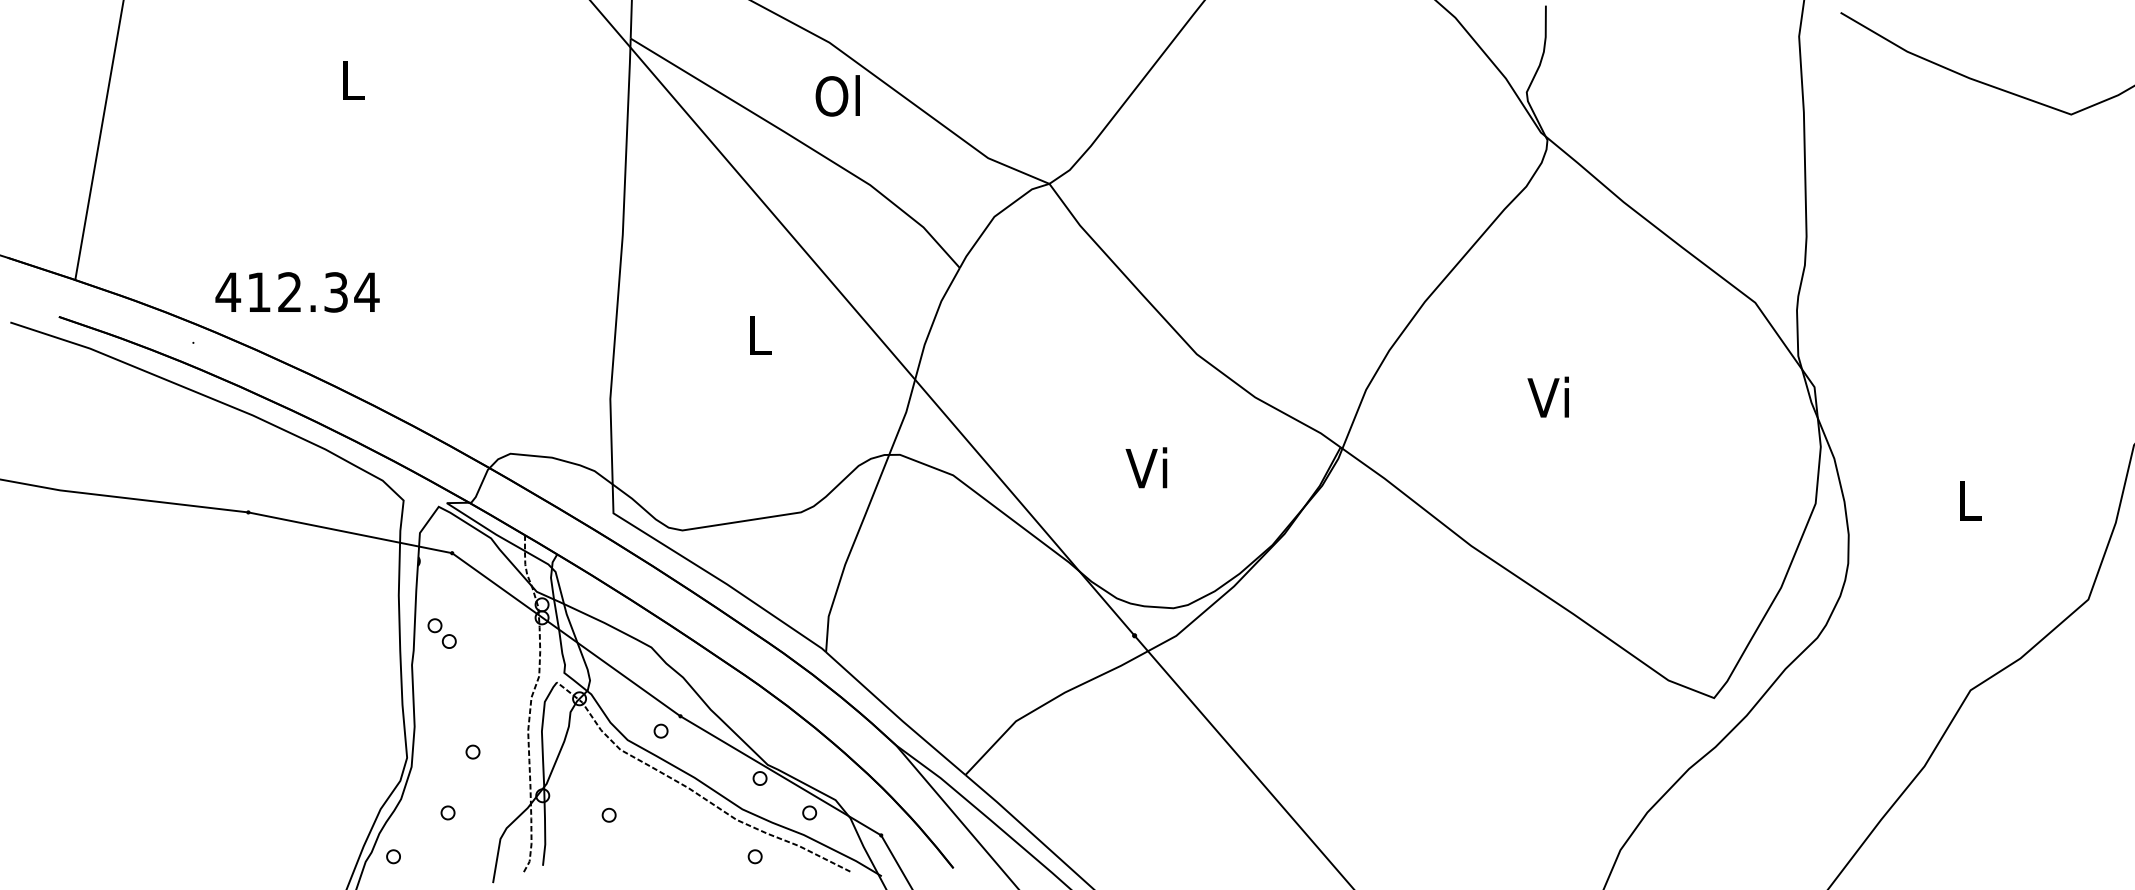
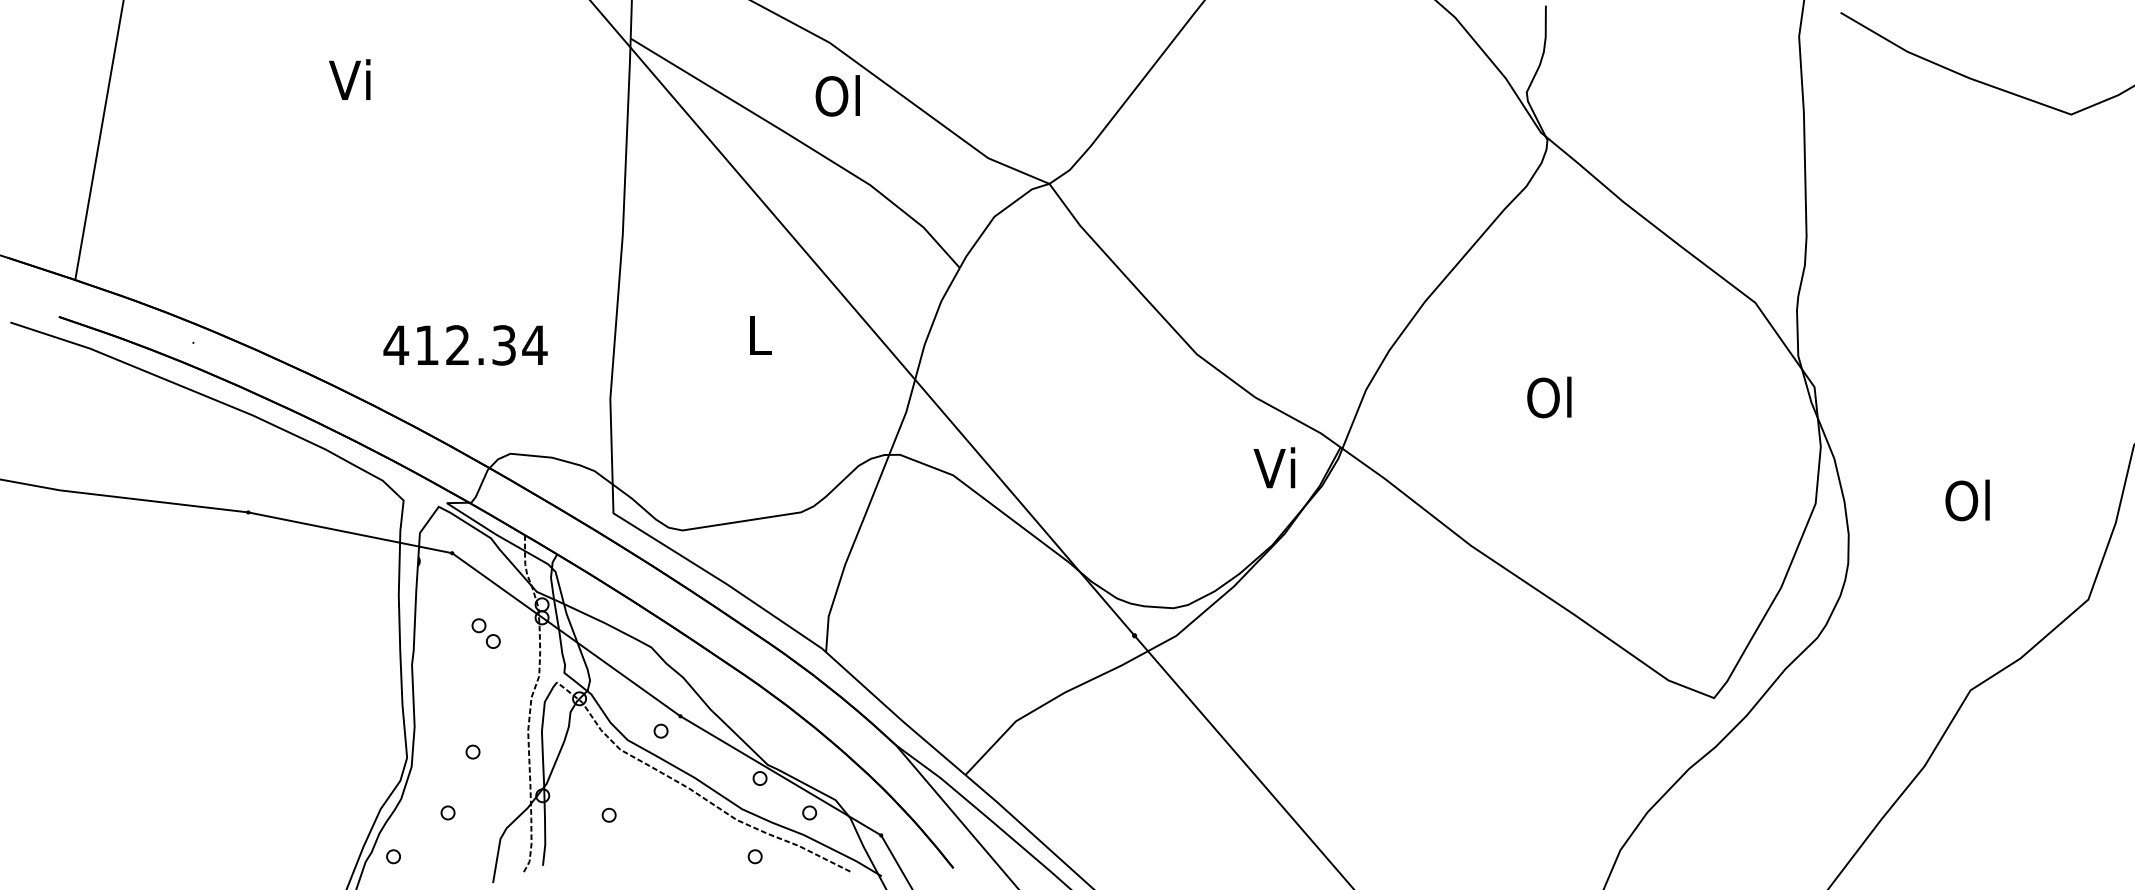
text: L -> Vi (349, 79)
text position: (297, 292) -> (465, 345) (465, 345)
text: Vi -> Ol (1549, 397)
text position: (1146, 467) -> (1274, 467) (1274, 467)
text: L -> Ol (1967, 500)
part position: (441, 633) -> (485, 633) (485, 633)
